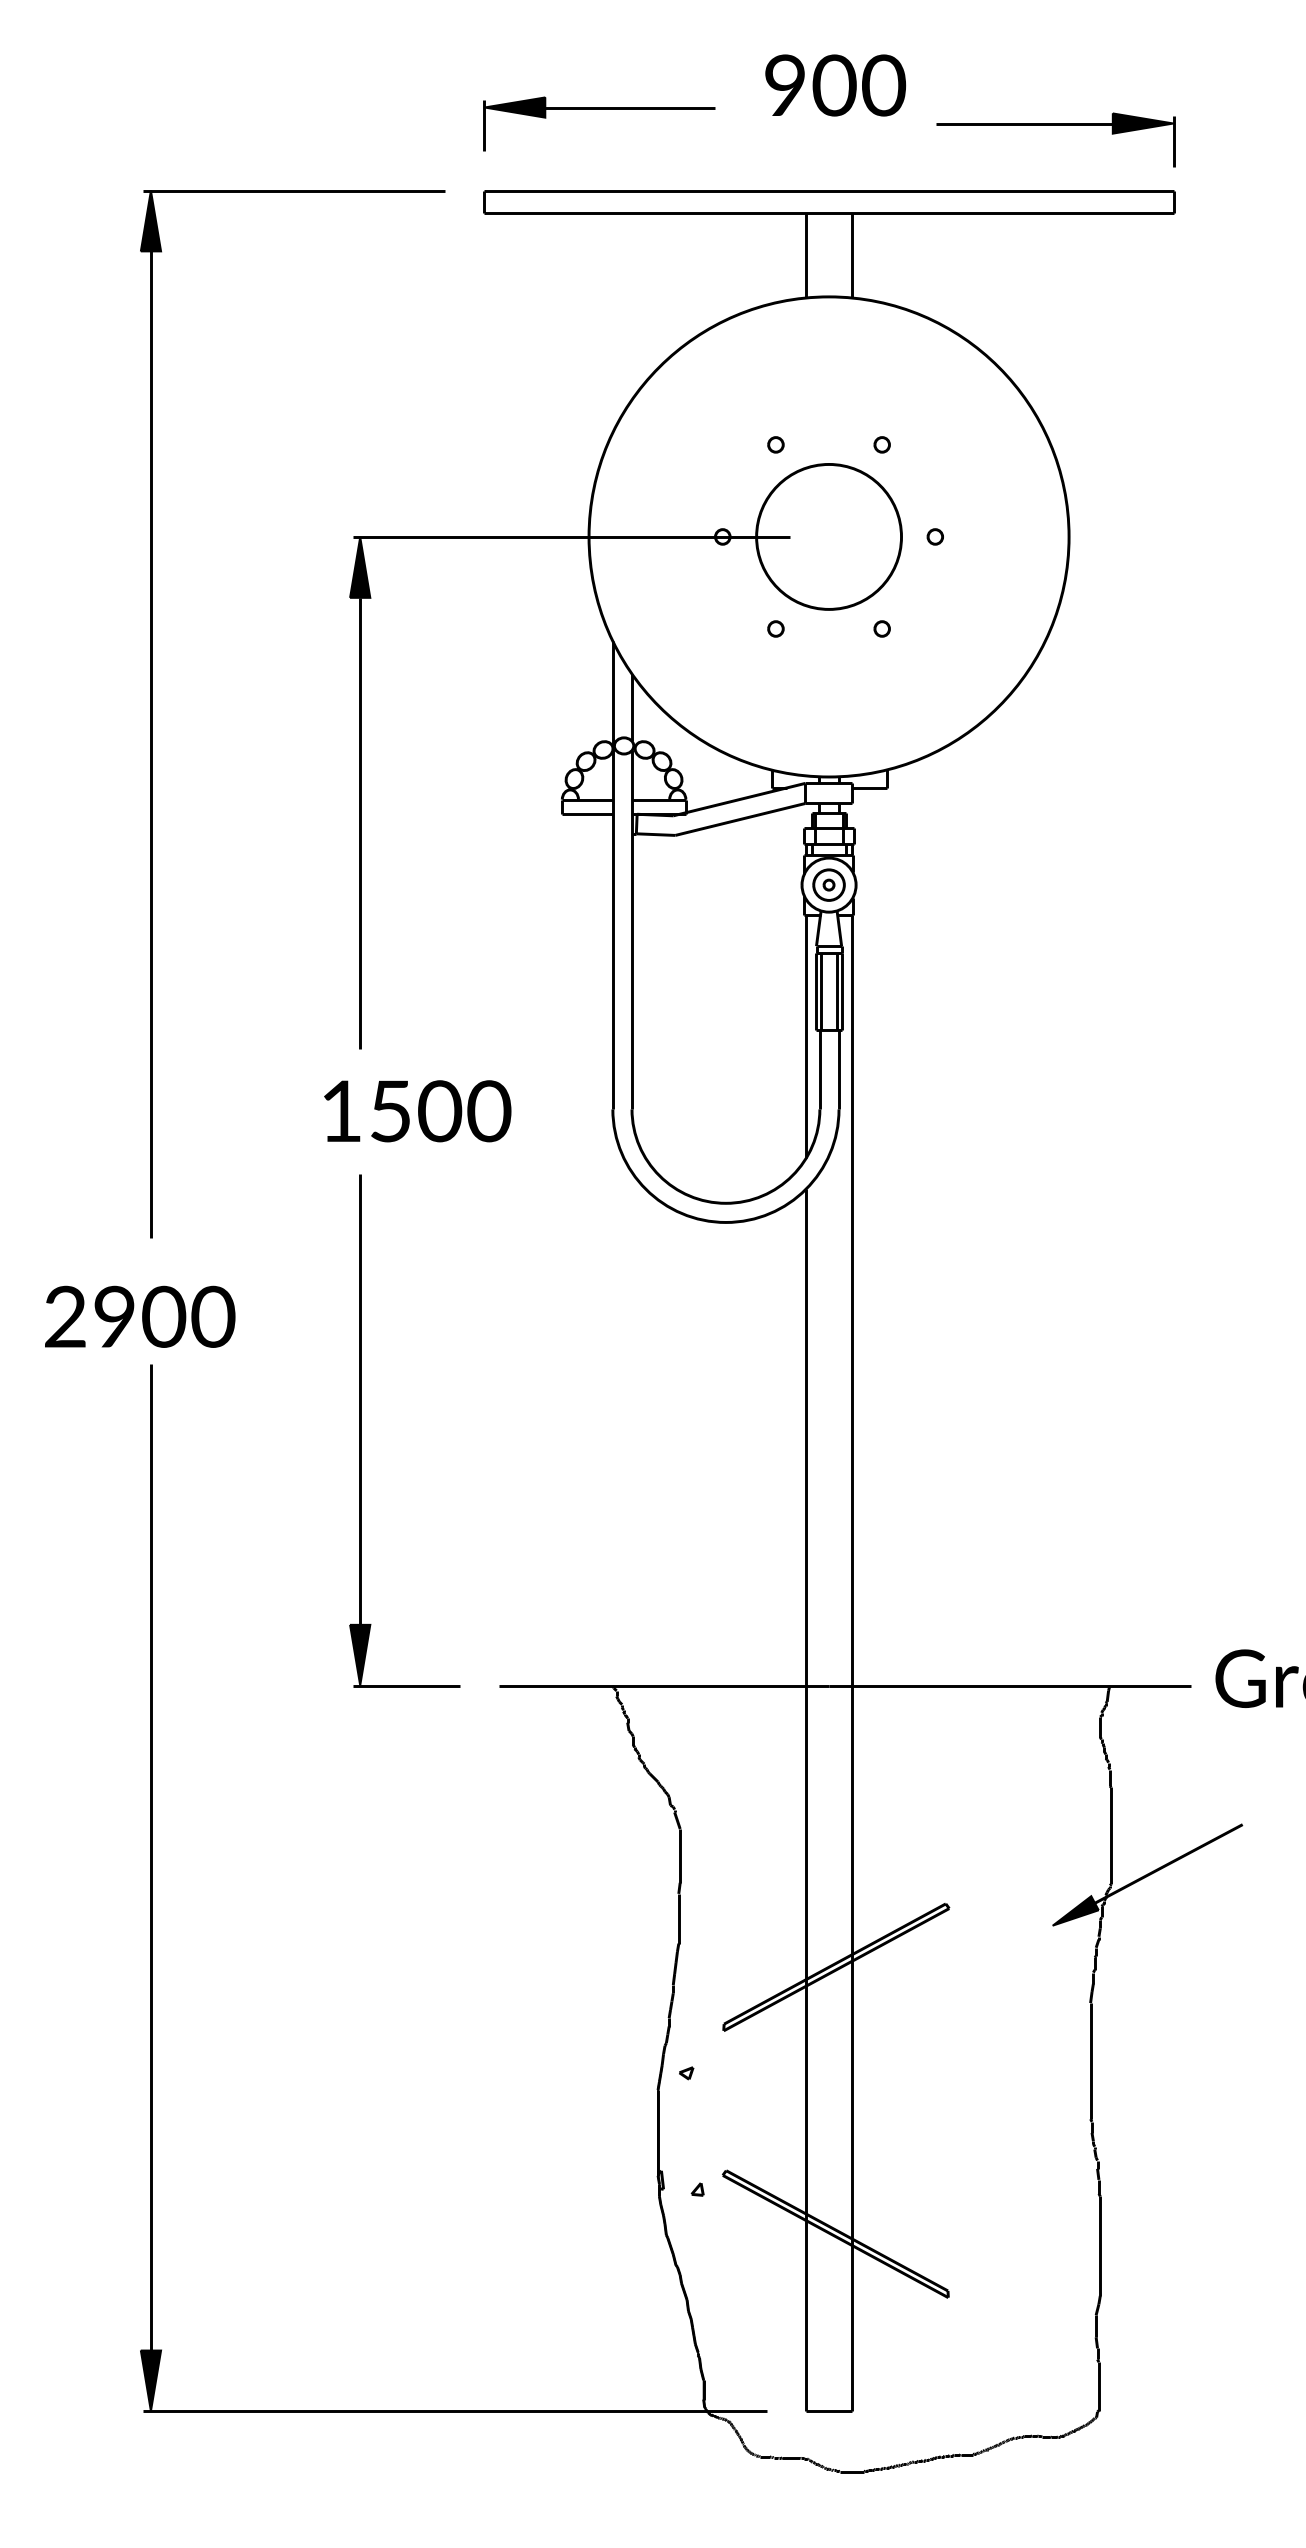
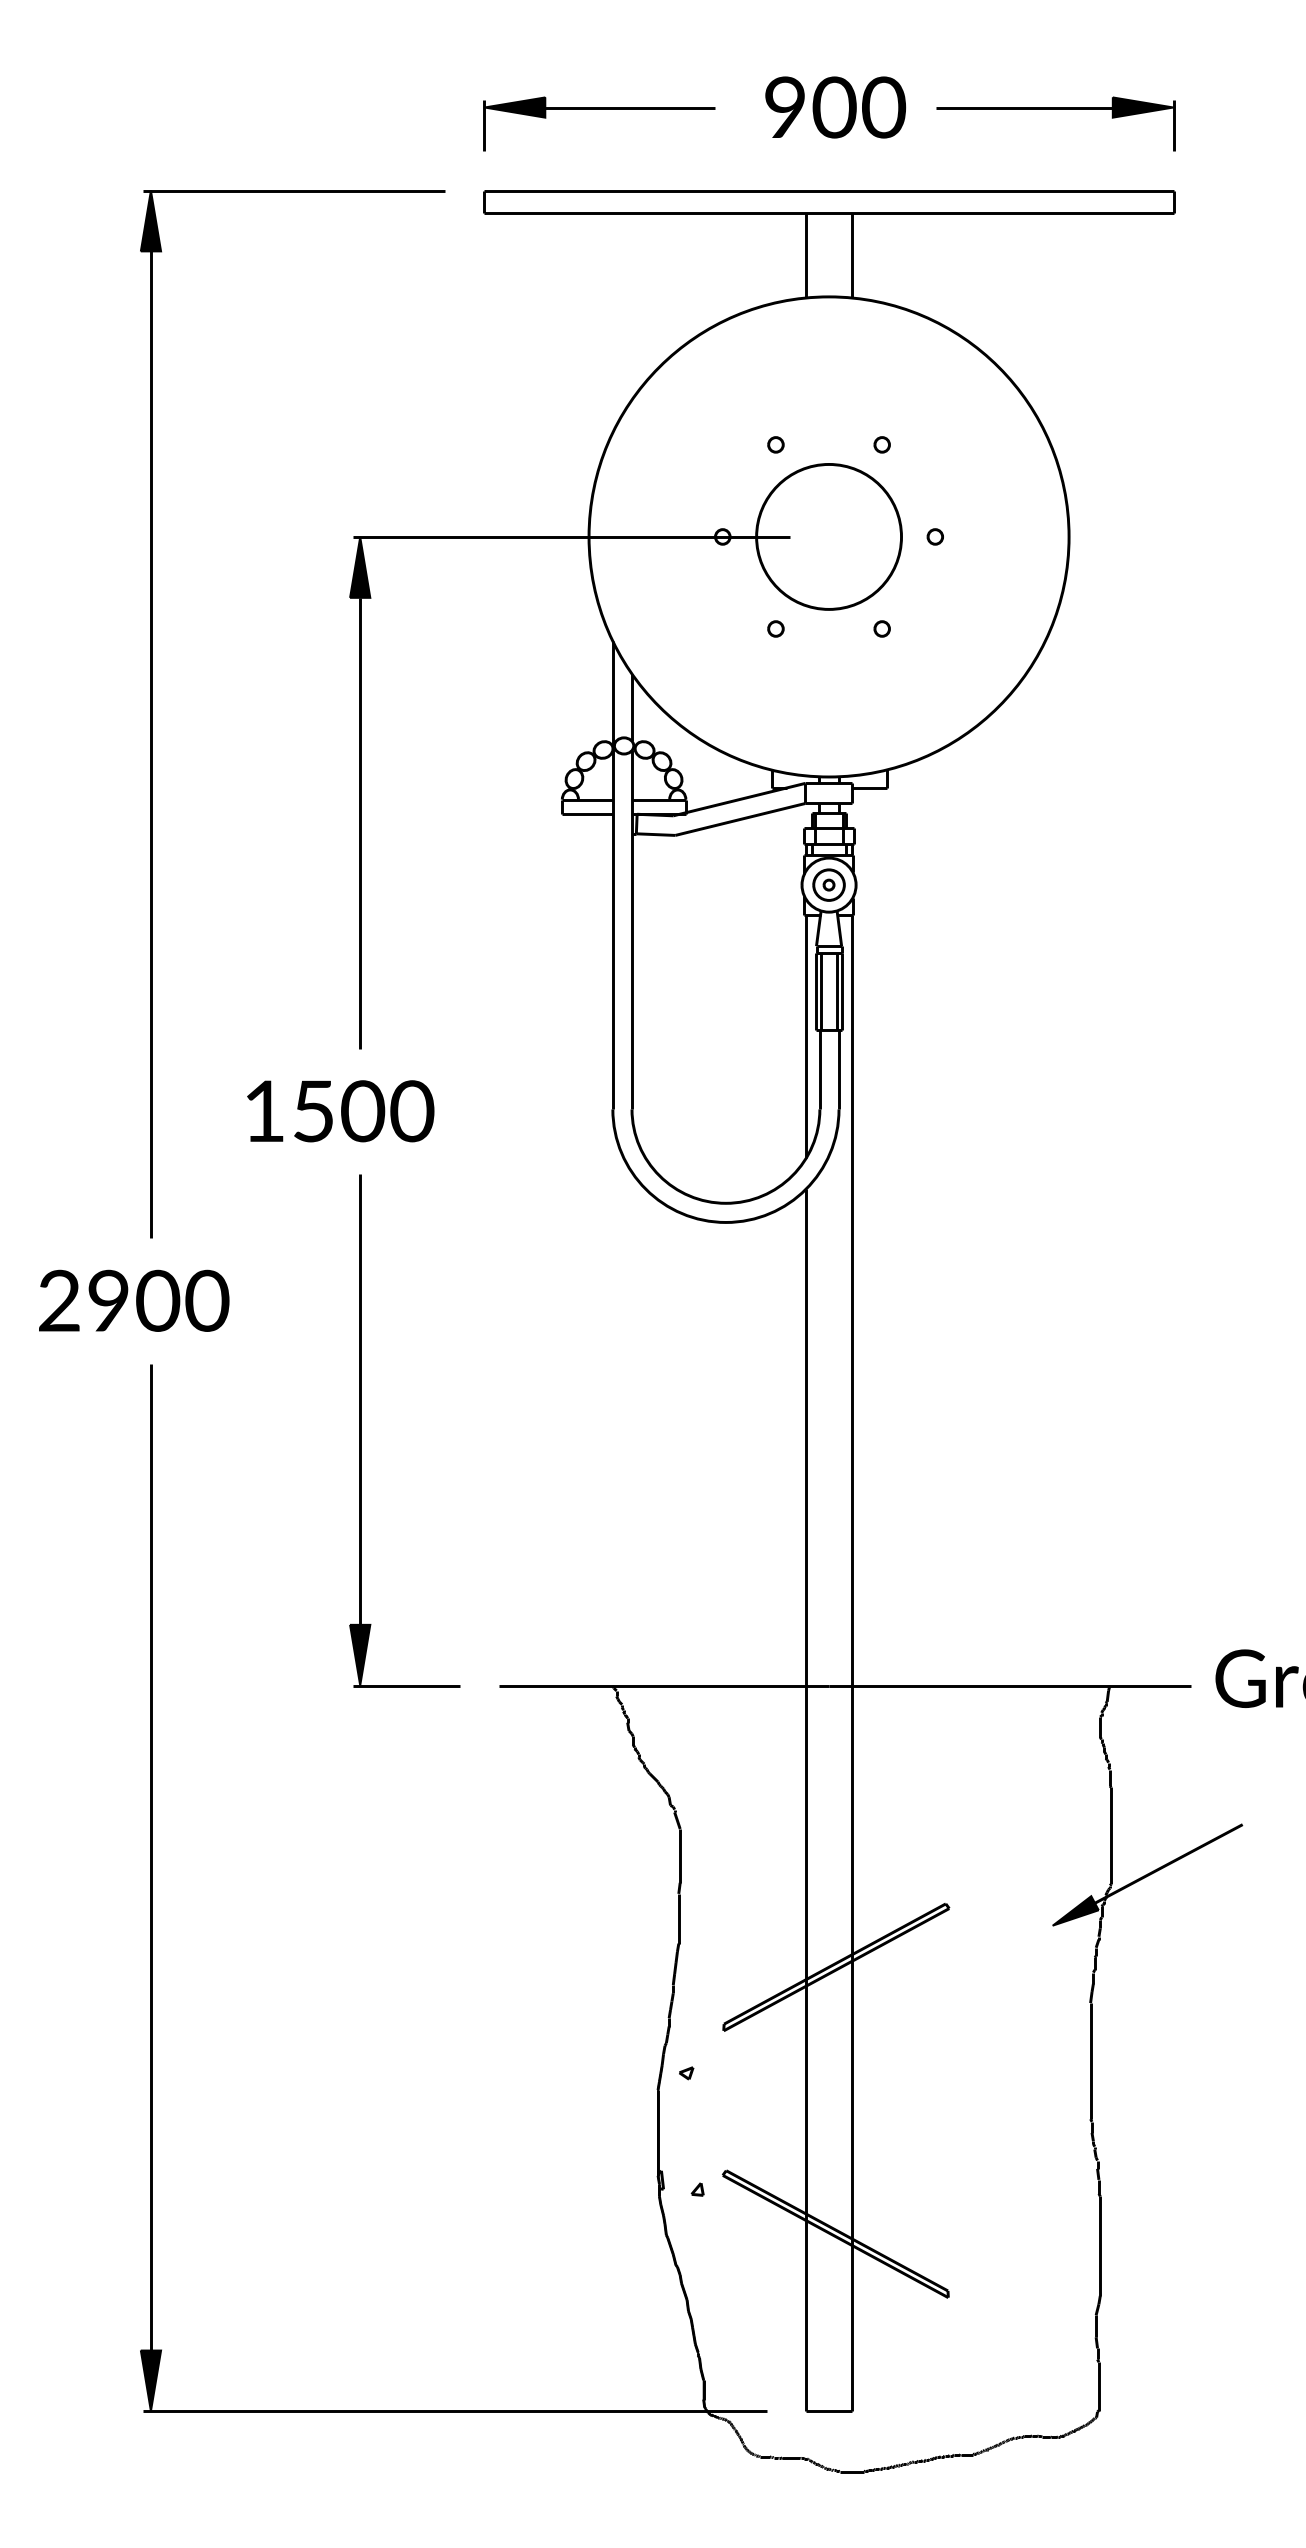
text position: (835, 85) -> (835, 107) (835, 107)
part position: (1055, 125) -> (1055, 109) (1055, 109)
text position: (417, 1111) -> (340, 1111) (340, 1111)
text position: (140, 1316) -> (134, 1300) (134, 1300)
